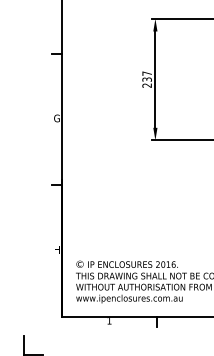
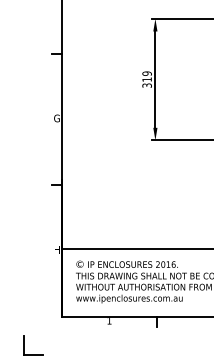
text: 237 -> 319 (146, 79)
line: none -> present (135, 248)
